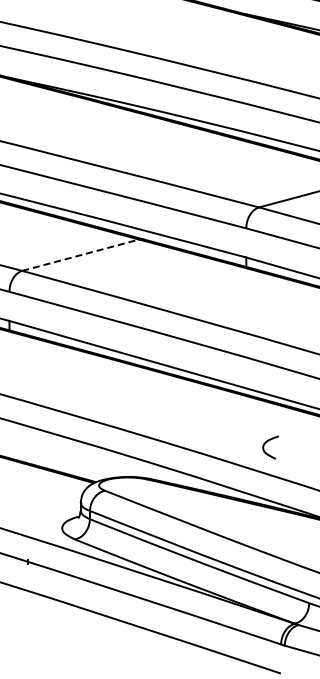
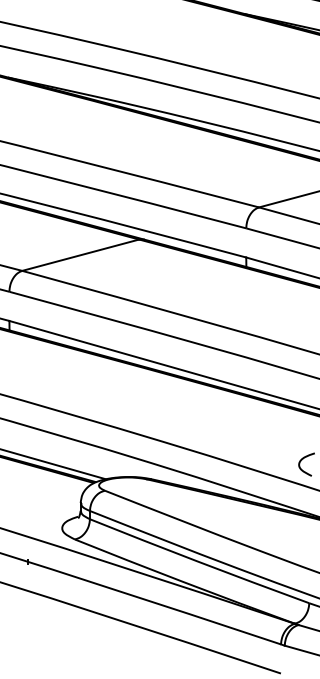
line: dashed -> solid (80, 255)
curve position: (266, 443) -> (302, 460) (302, 460)
line: none -> present (54, 464)
